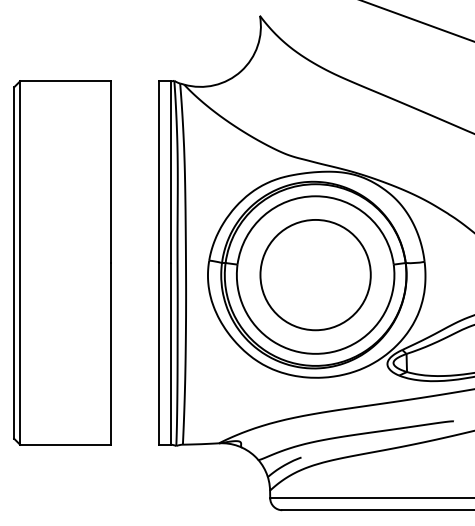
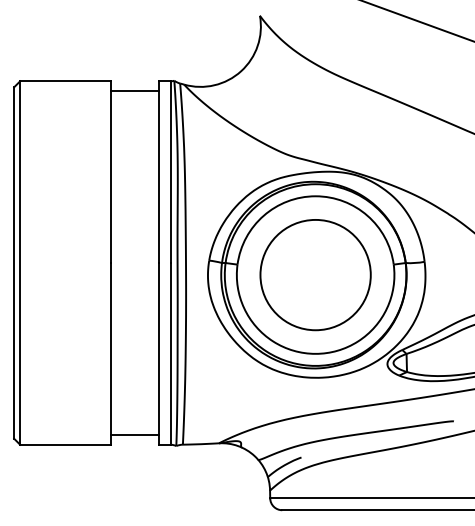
line: none -> present (134, 90)
line: none -> present (134, 435)
